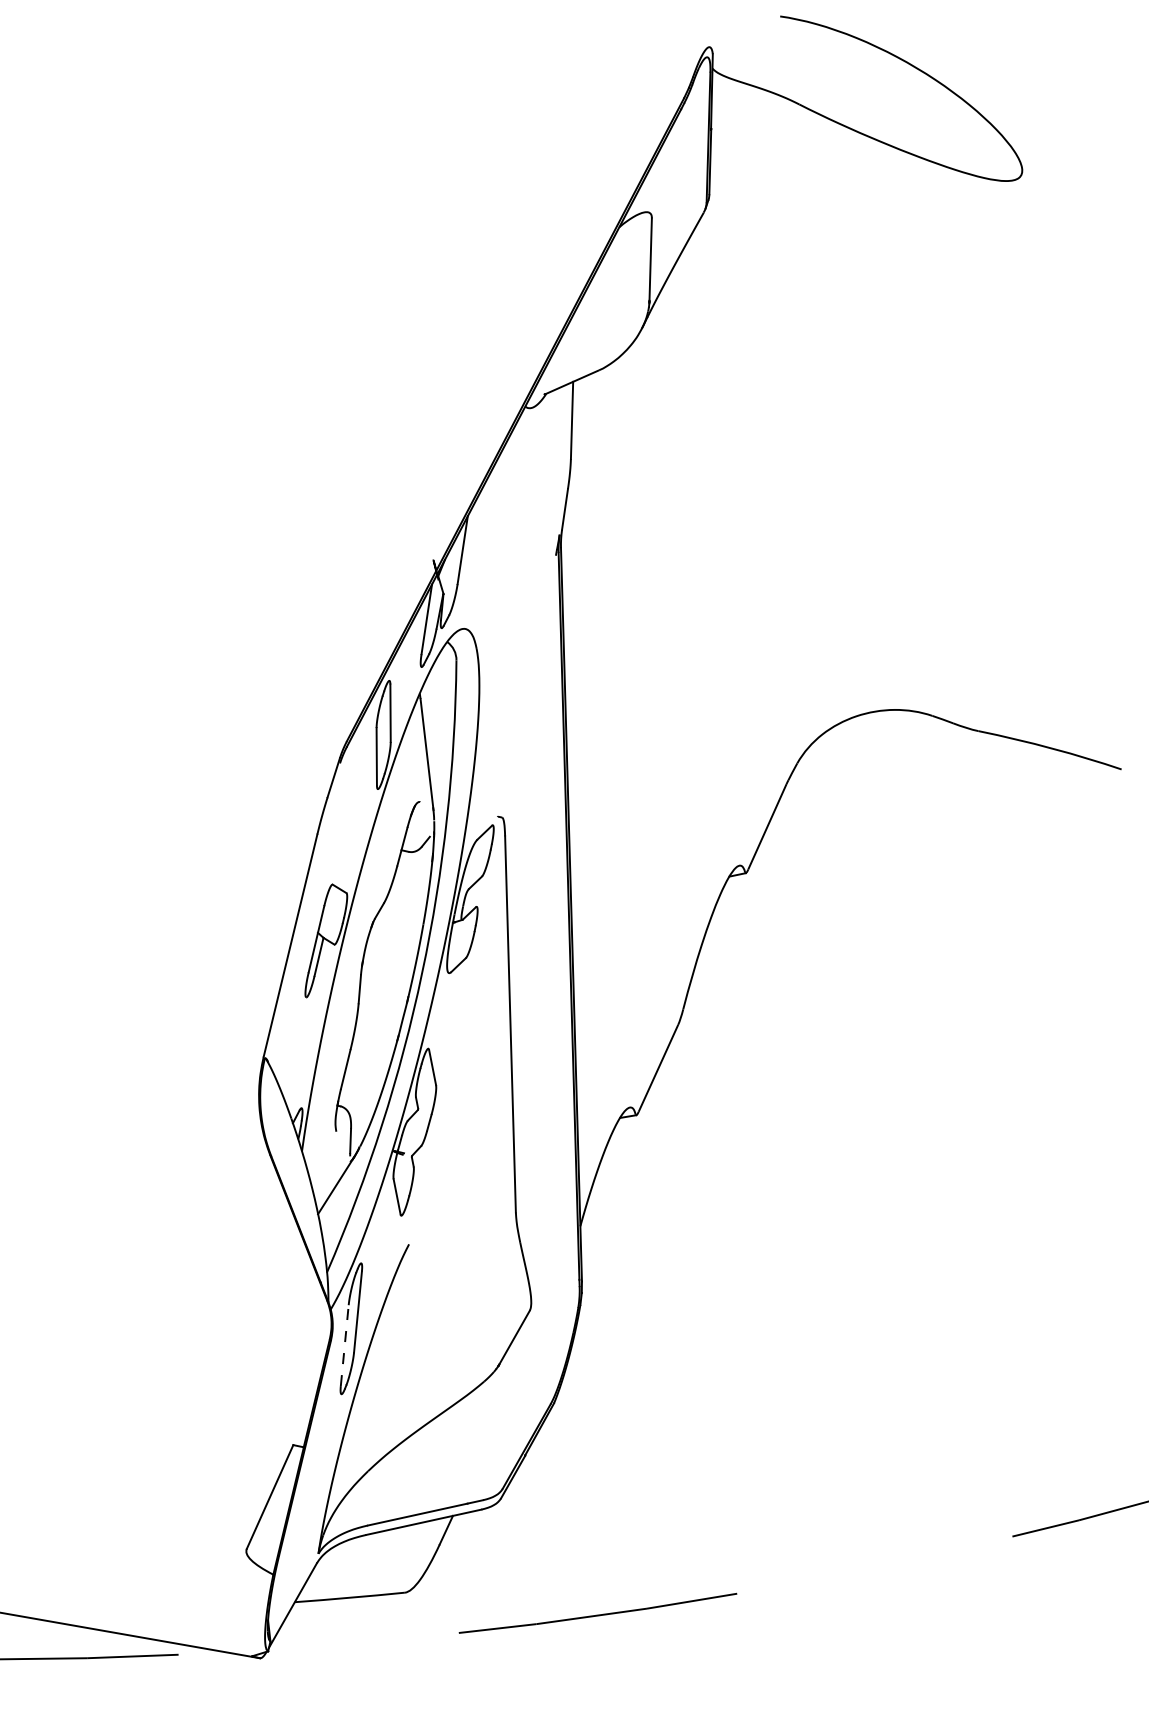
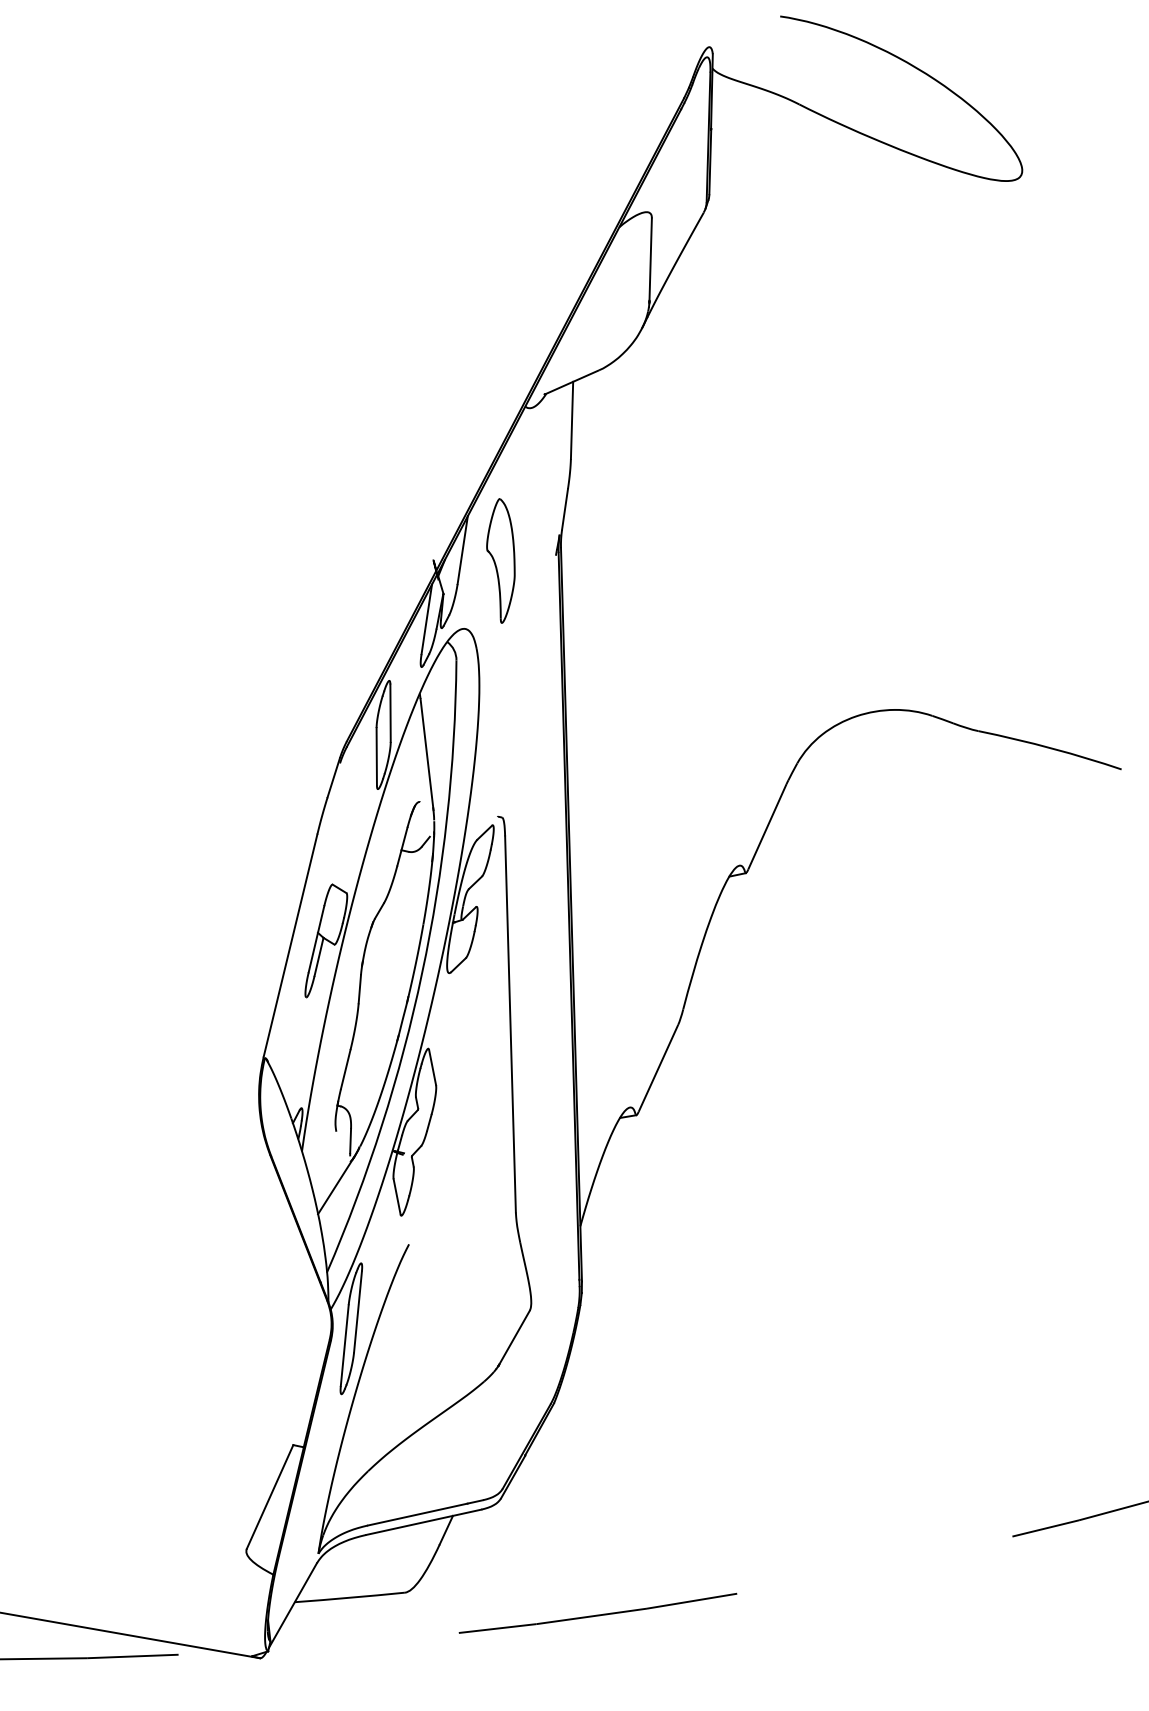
part: none -> present (500, 560)
line: dashed -> solid (344, 1345)
